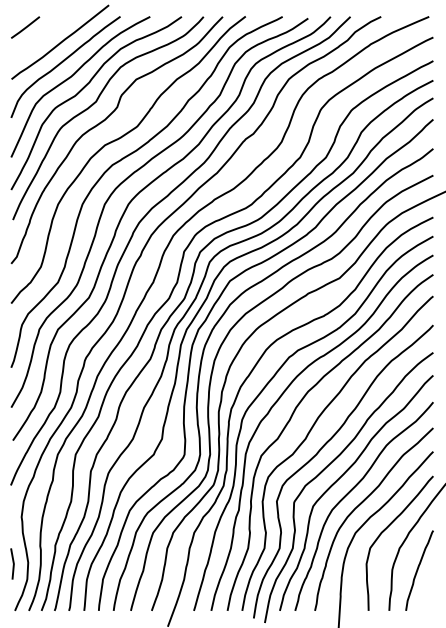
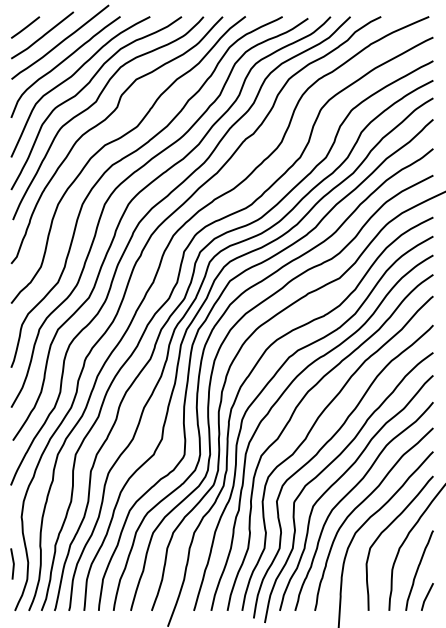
curve: none -> present (42, 35)
line: none -> present (426, 596)
